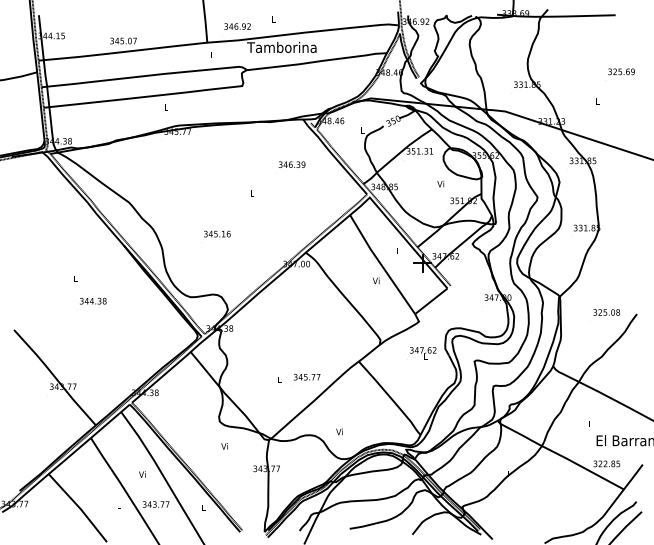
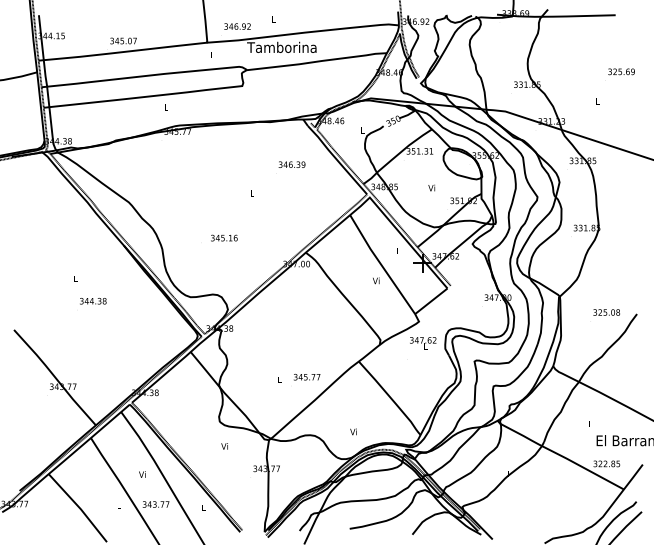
text position: (440, 183) -> (431, 187) (431, 187)
text position: (217, 233) -> (224, 237) (224, 237)
text position: (423, 353) -> (423, 343) (423, 343)
text position: (339, 431) -> (353, 431) (353, 431)
